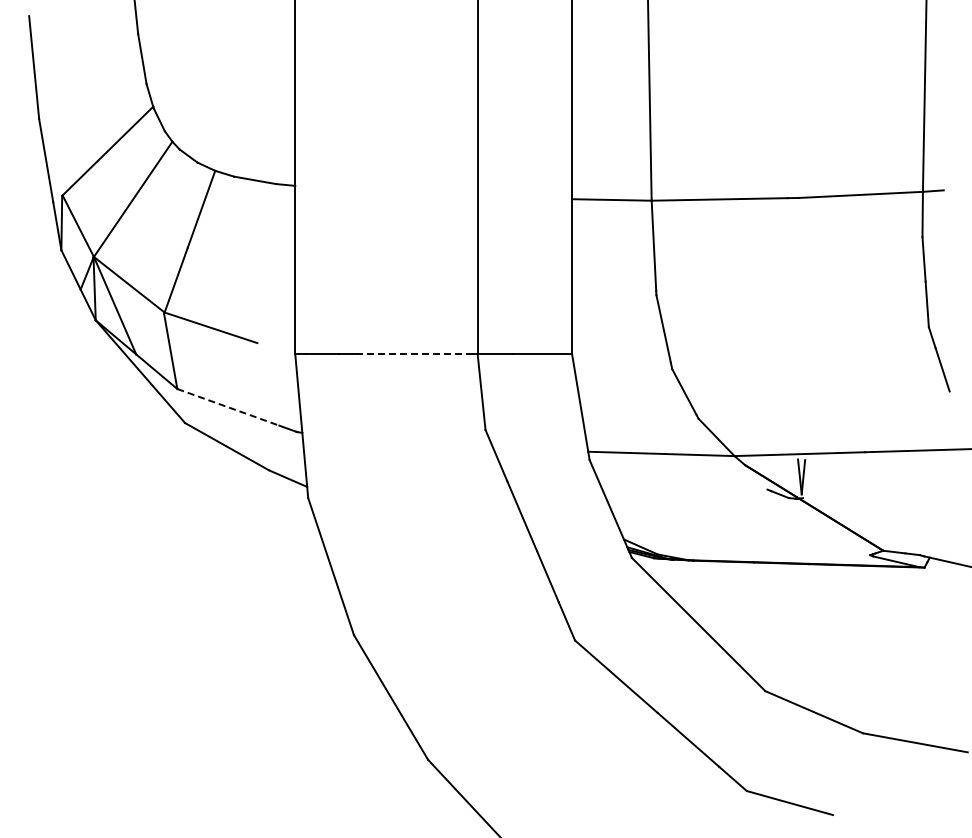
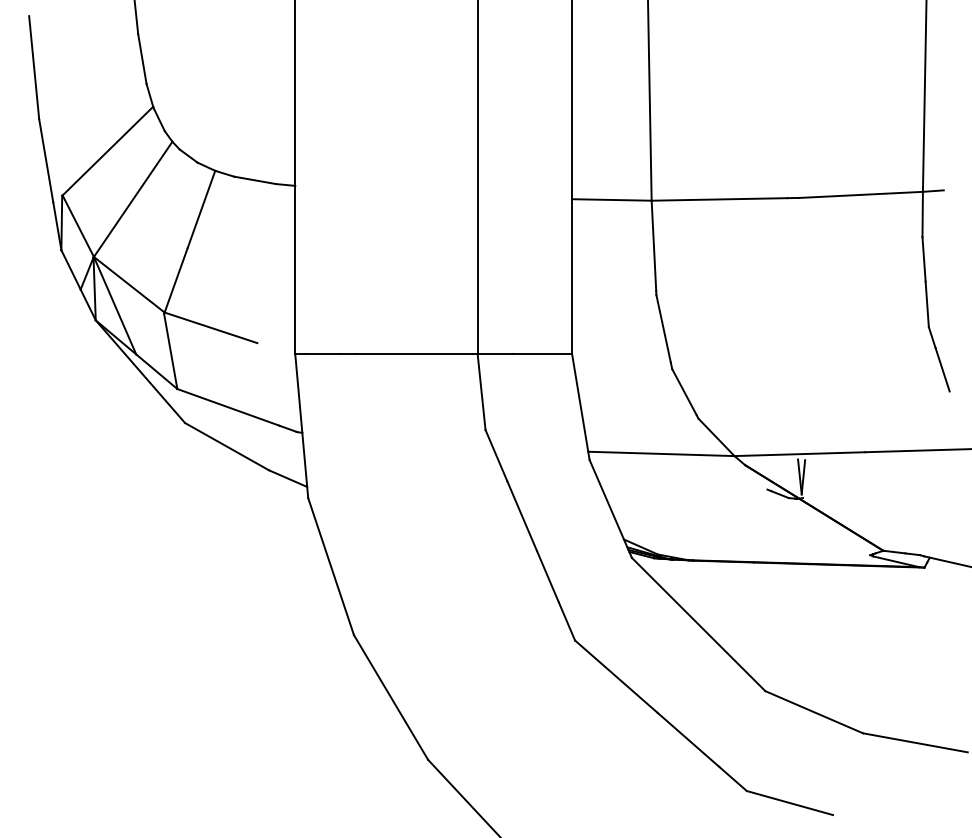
line: dashed -> solid (414, 354)
line: dashed -> solid (228, 407)
